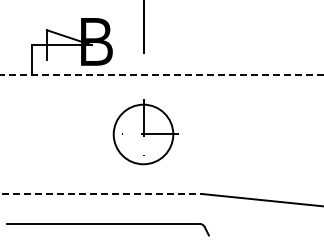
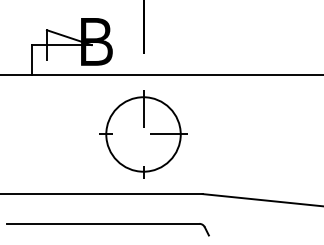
line: dashed -> solid (162, 74)
part size: 67x67 px -> 89x89 px (143, 134)
line: dashed -> solid (101, 194)
